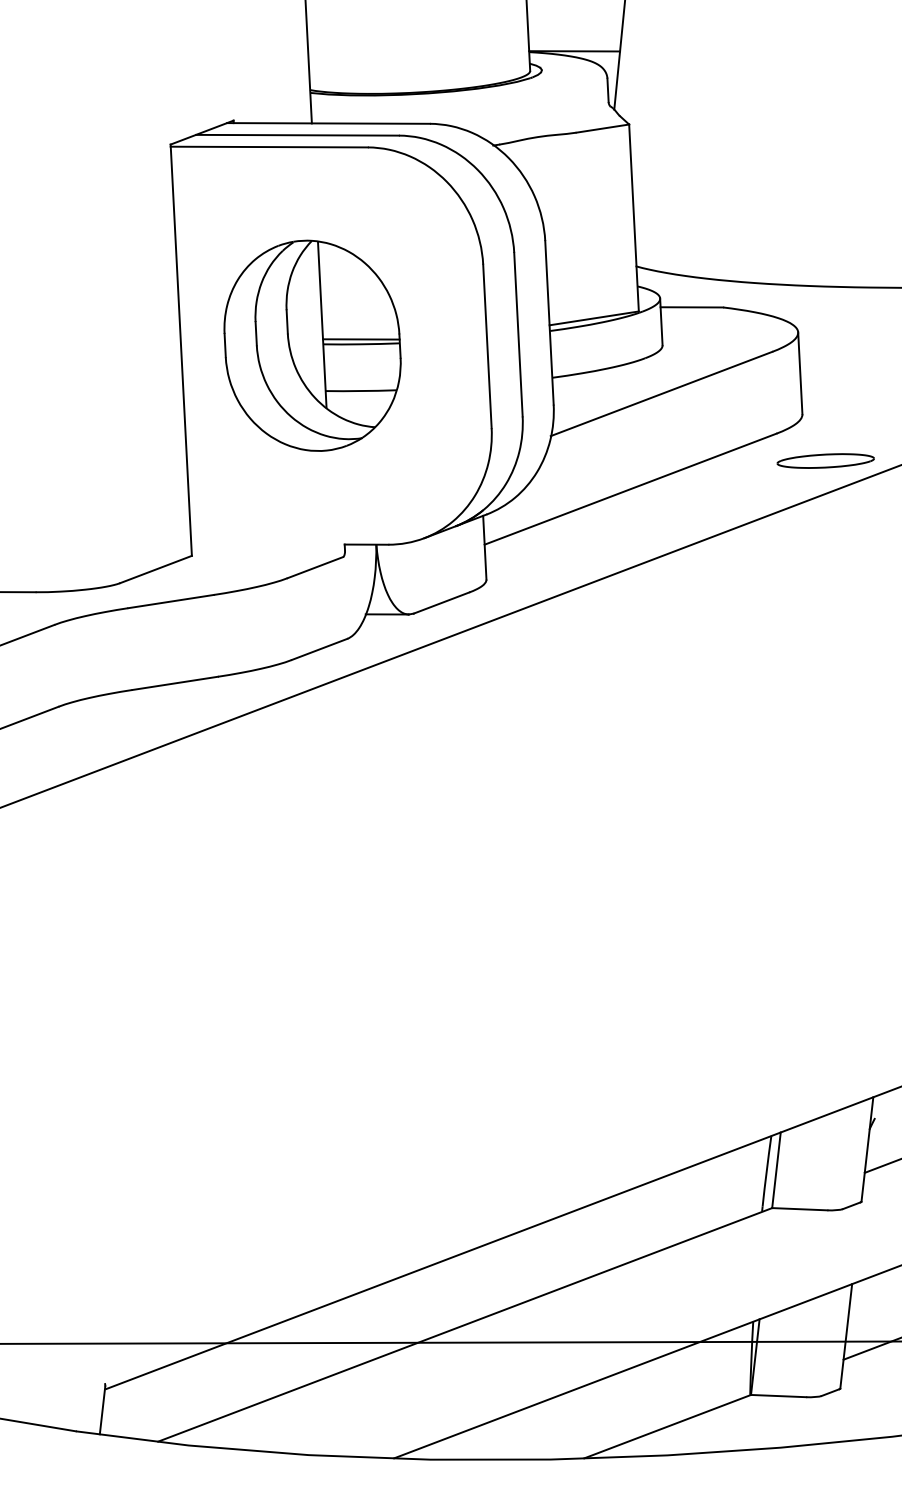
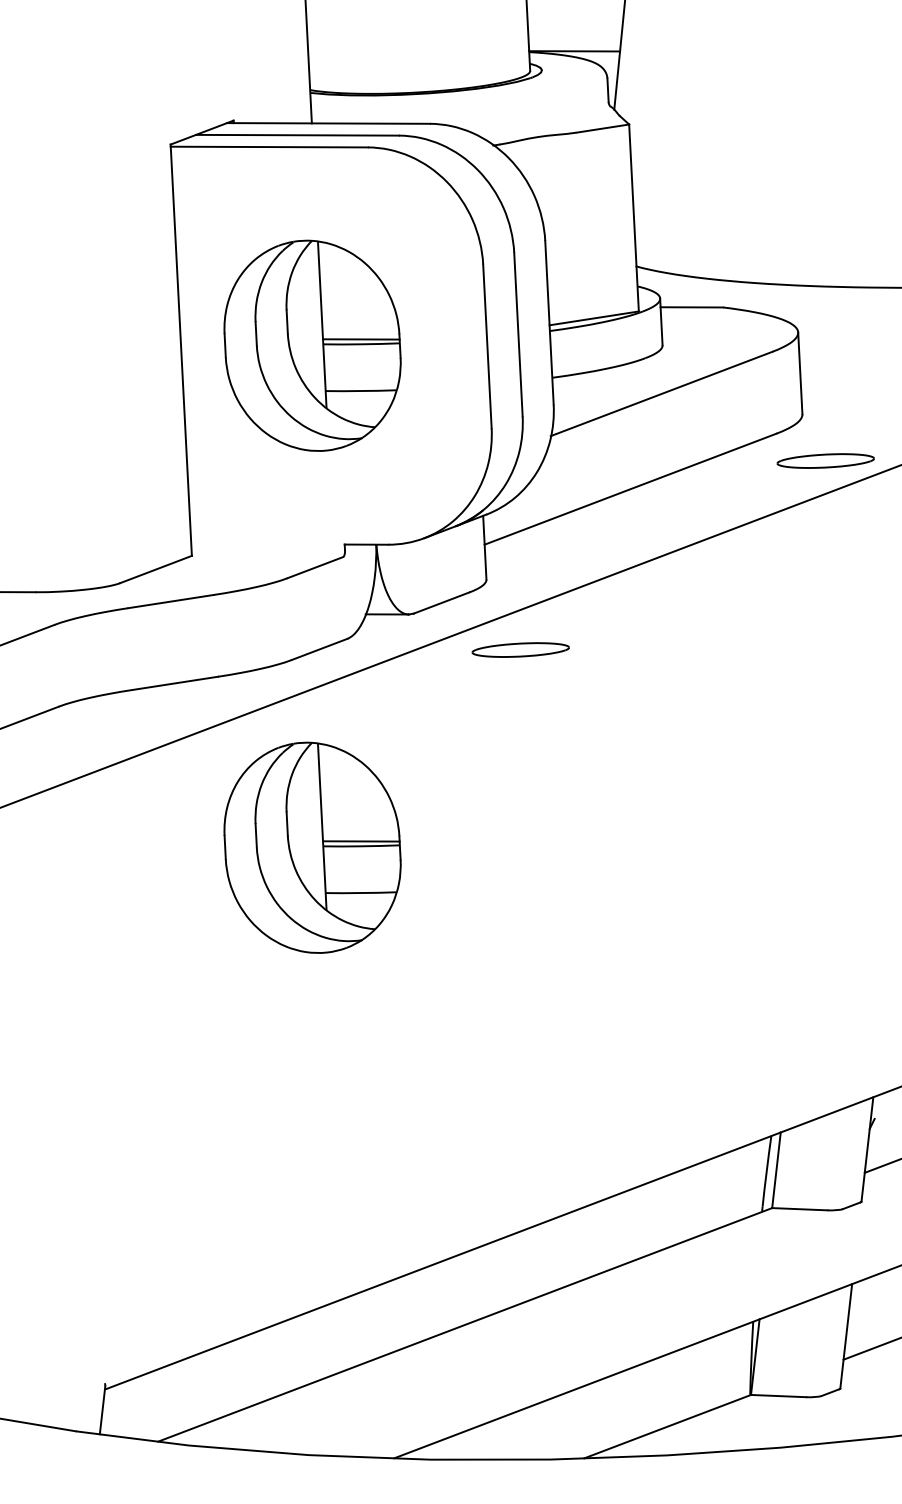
part: none -> present (520, 649)
part: none -> present (312, 847)
line: present -> none (450, 1342)
